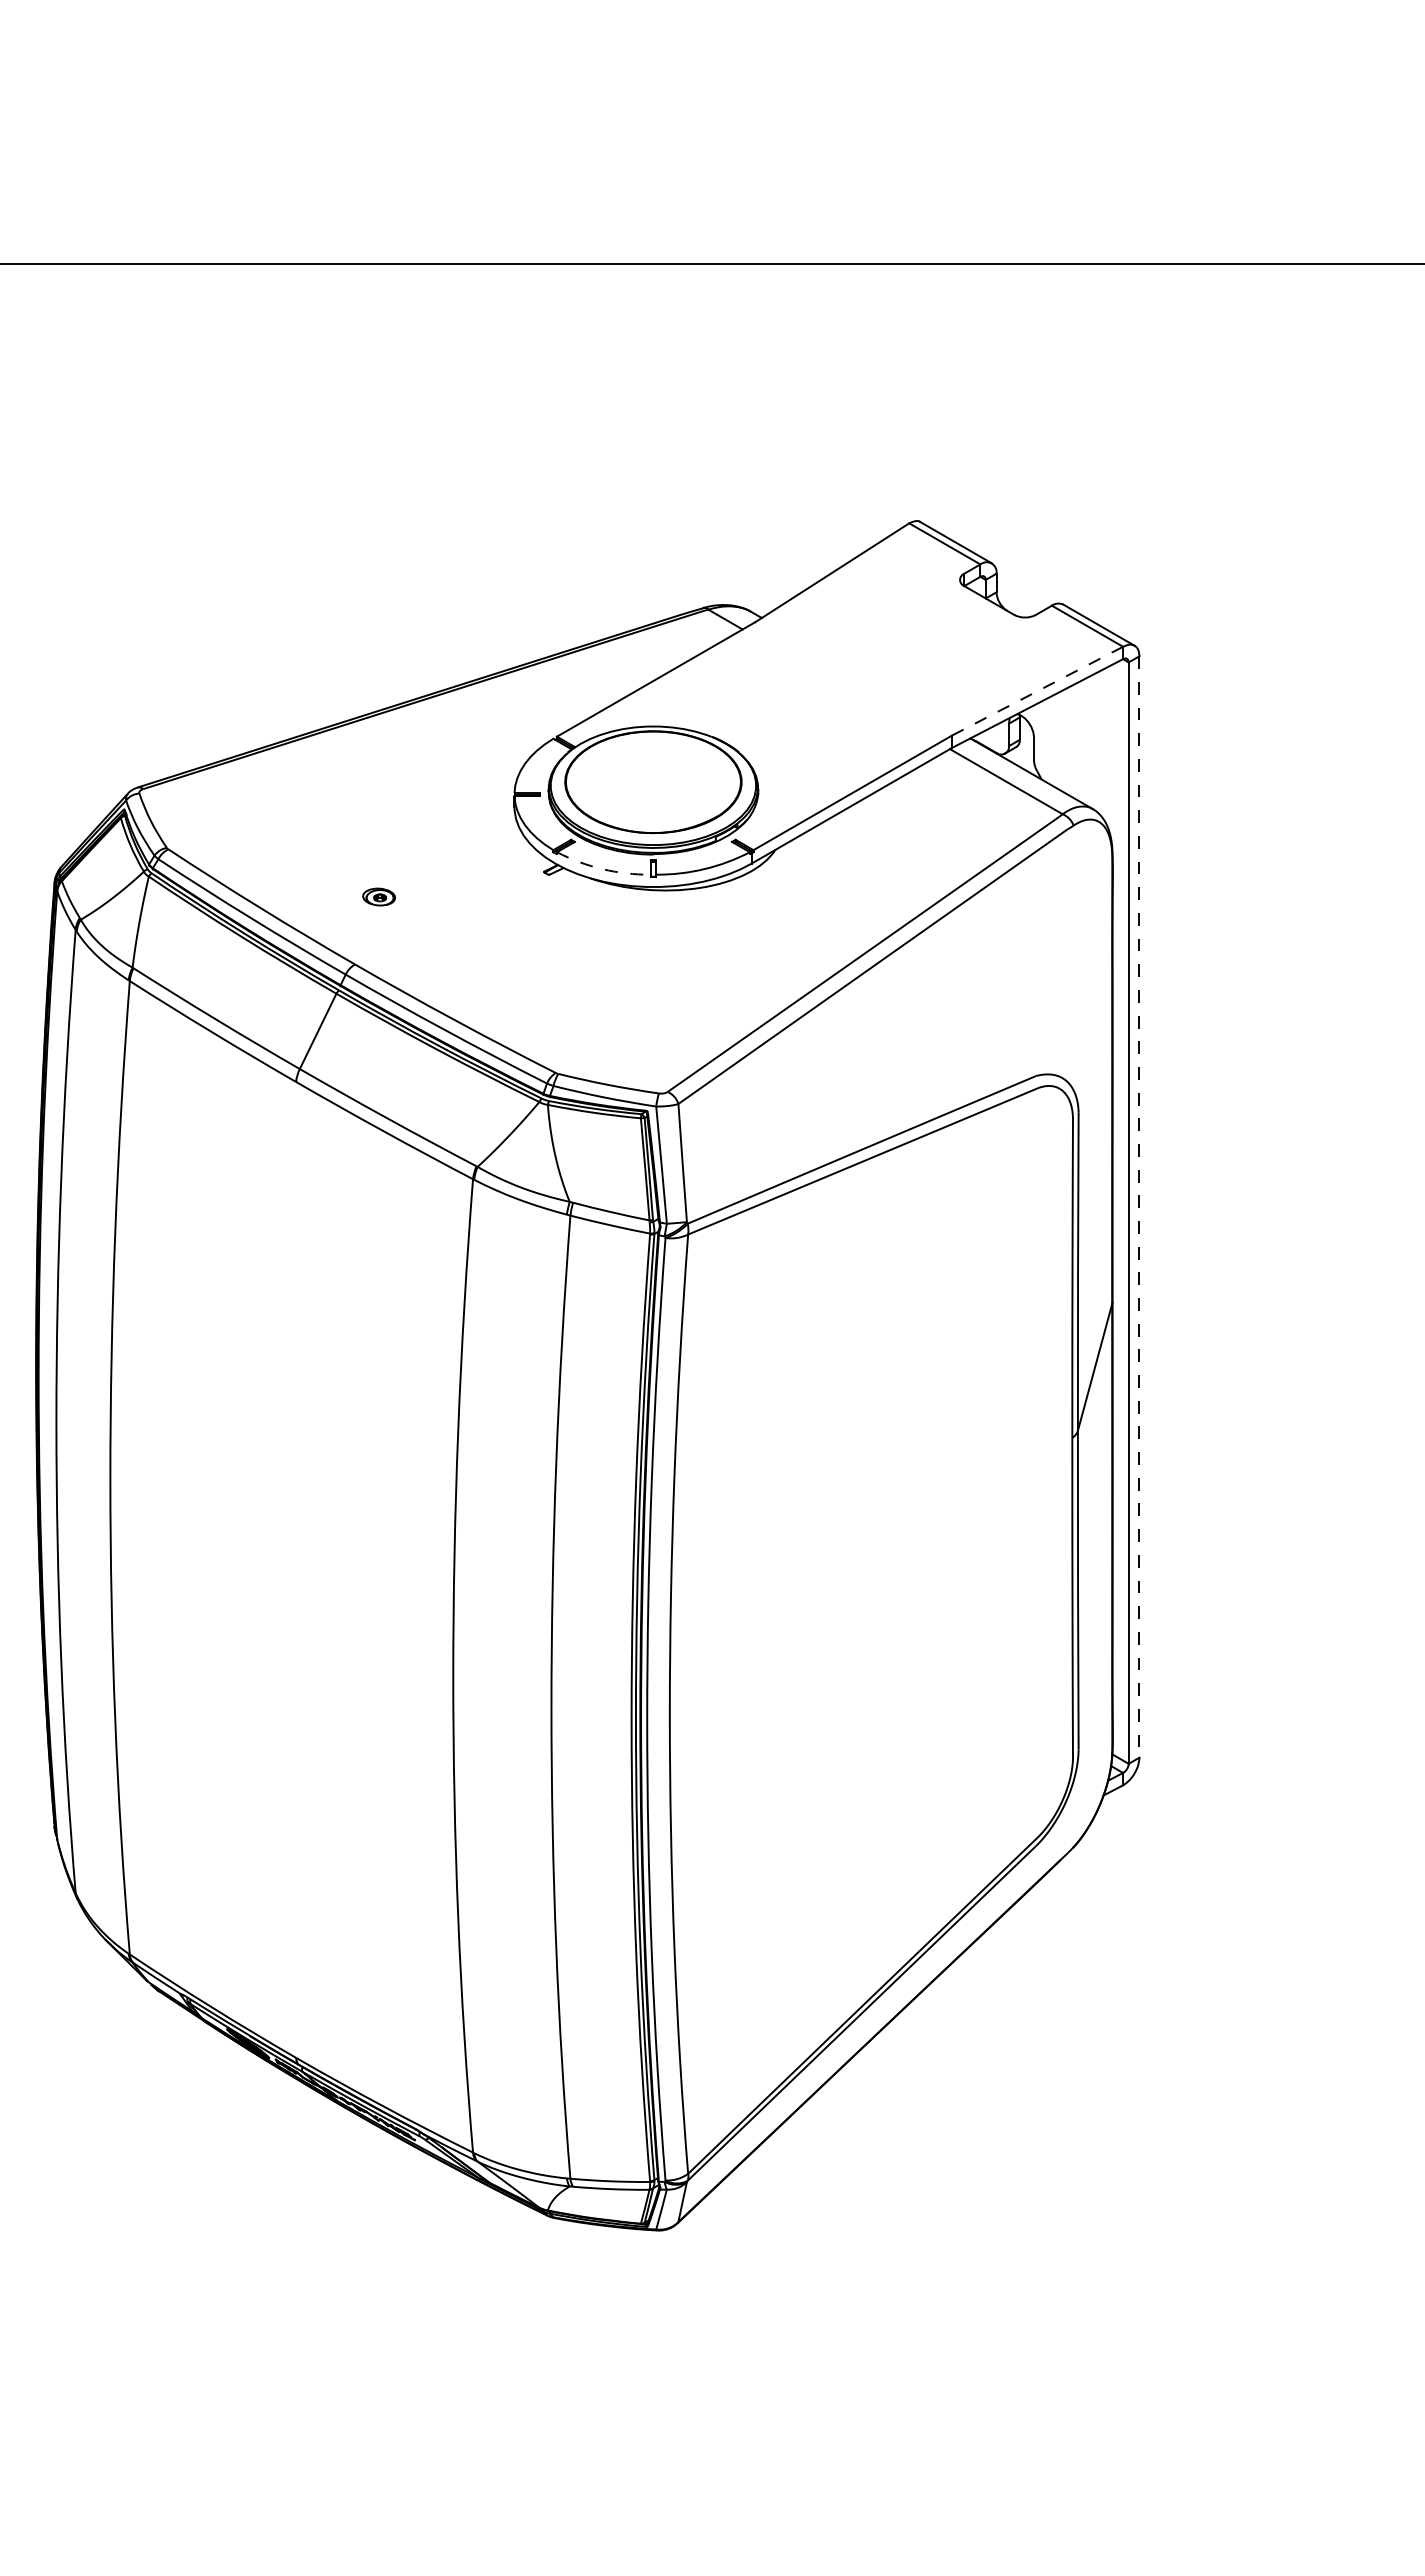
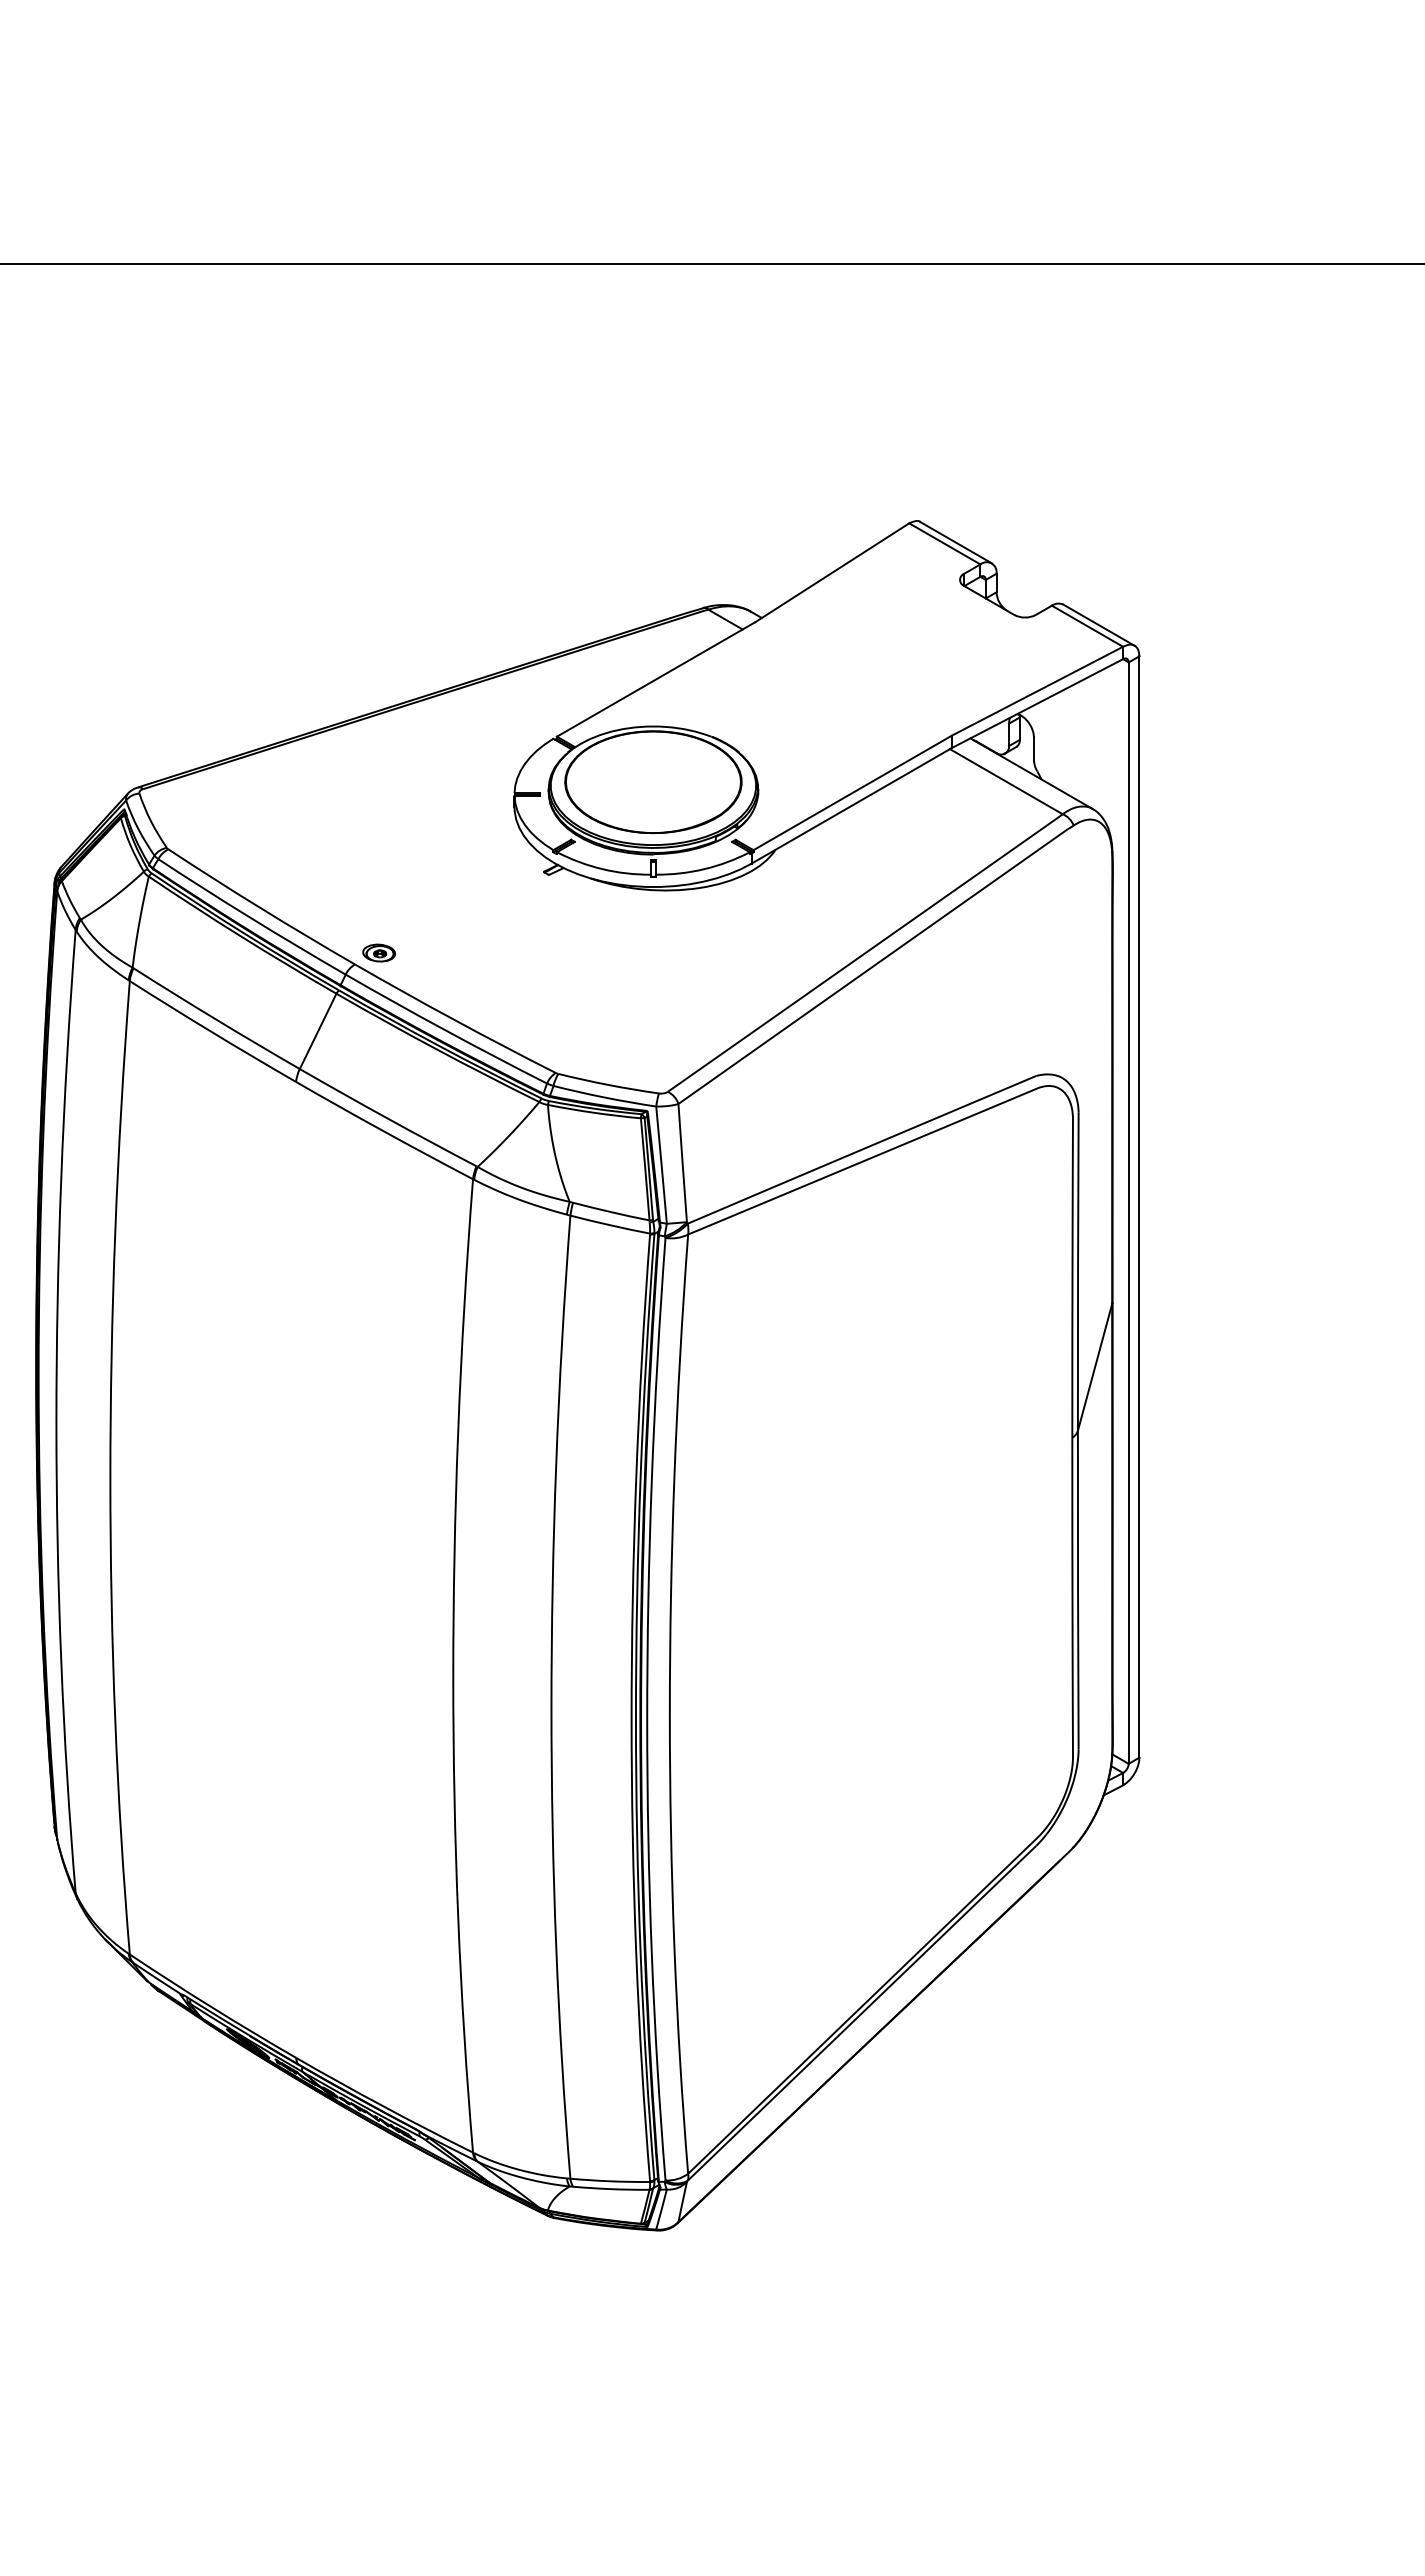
line: dashed -> solid (1037, 691)
arc: dashed -> solid (602, 869)
part position: (378, 896) -> (378, 952) (378, 952)
line: dashed -> solid (1139, 1206)
